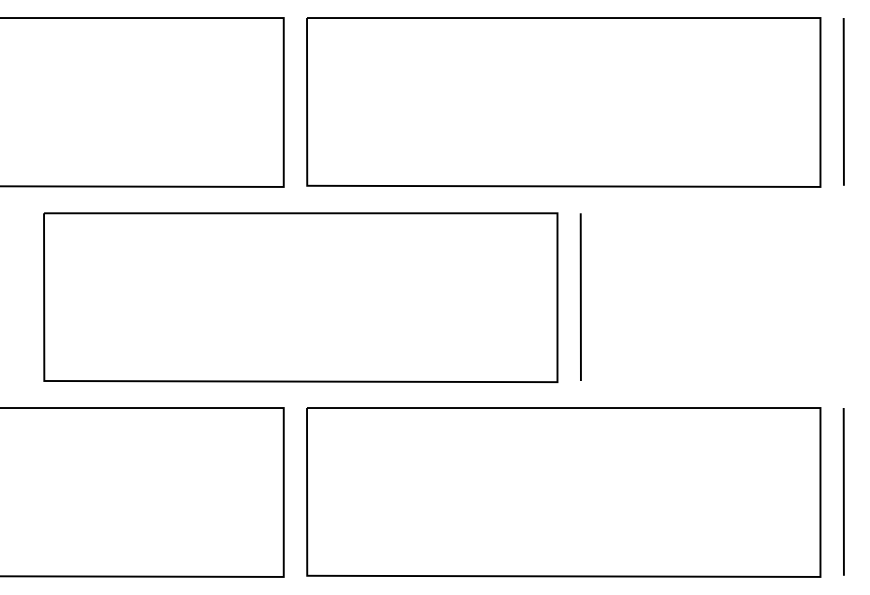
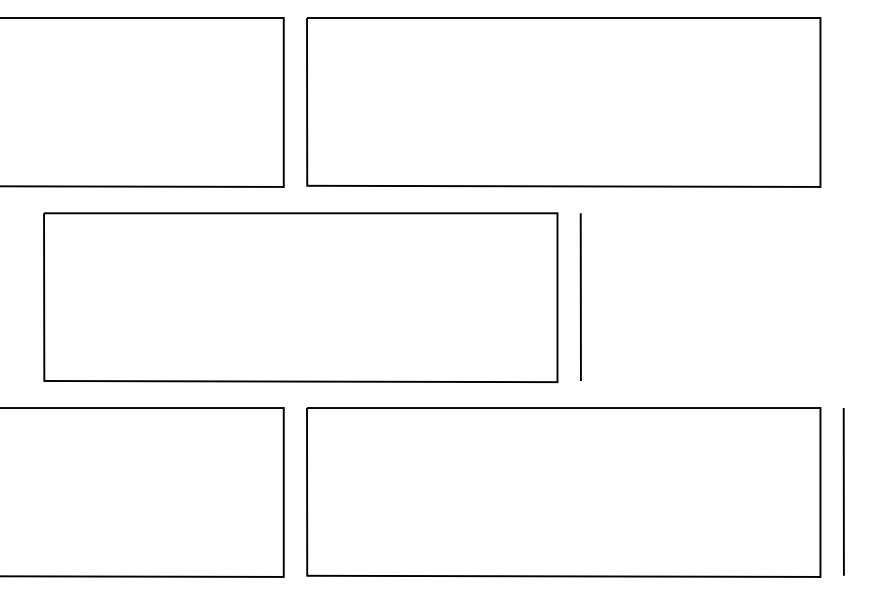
line: present -> none (843, 101)
